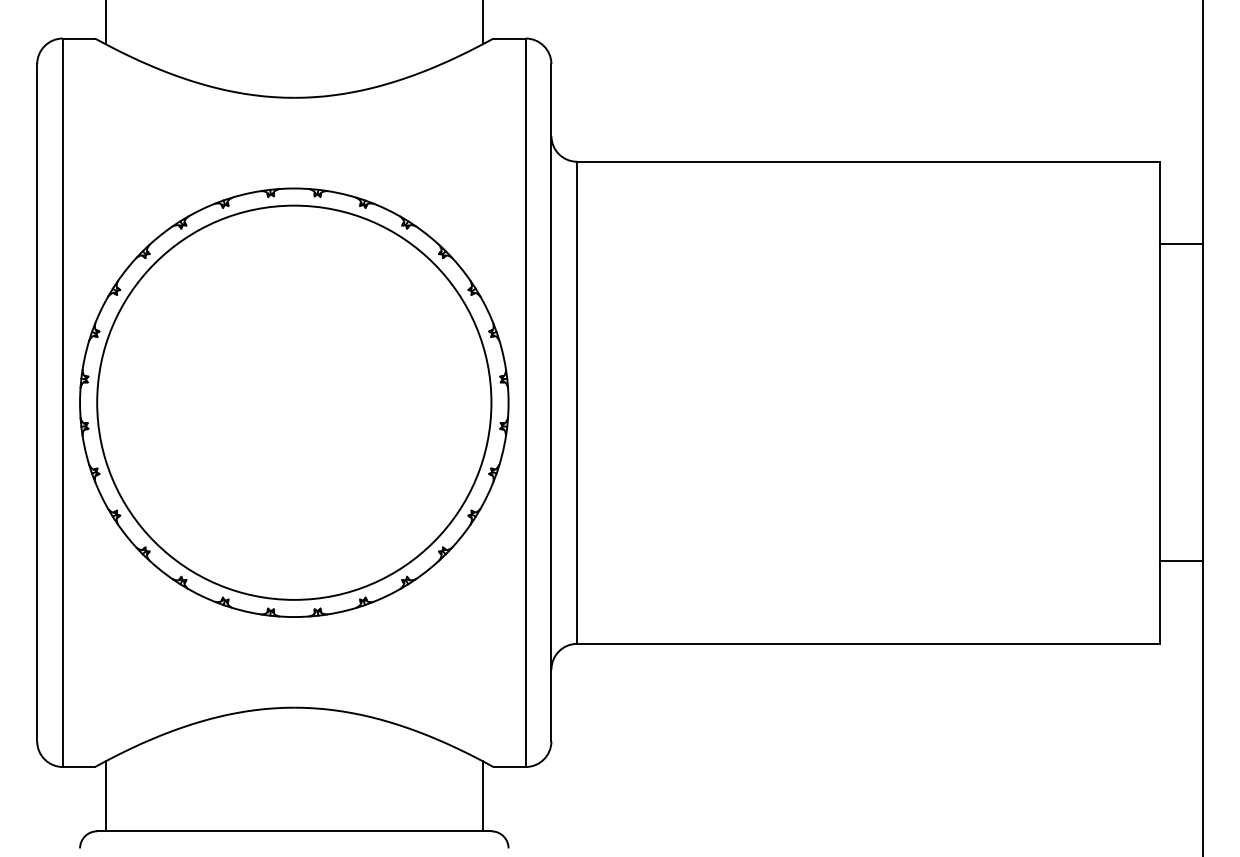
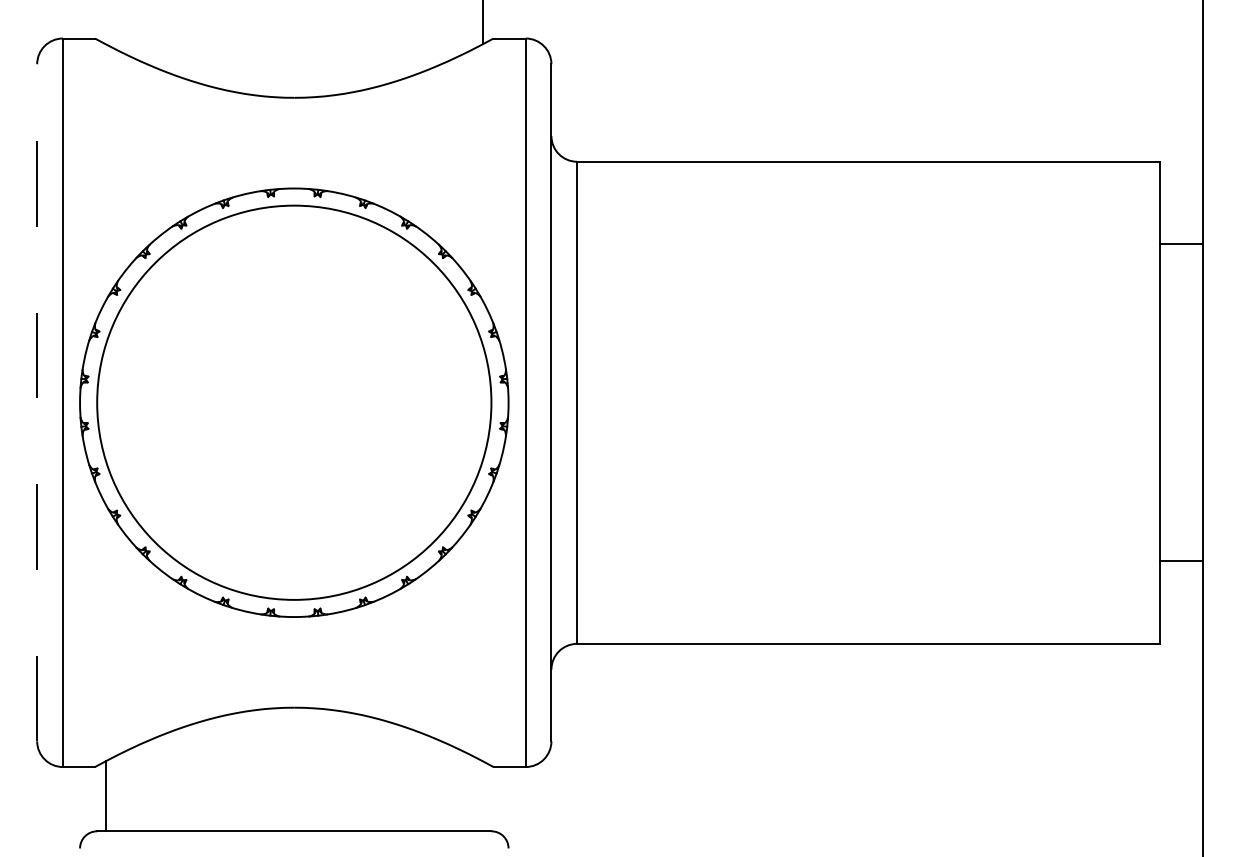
line: present -> none (105, 23)
line: solid -> dashed (37, 402)
line: present -> none (482, 796)
